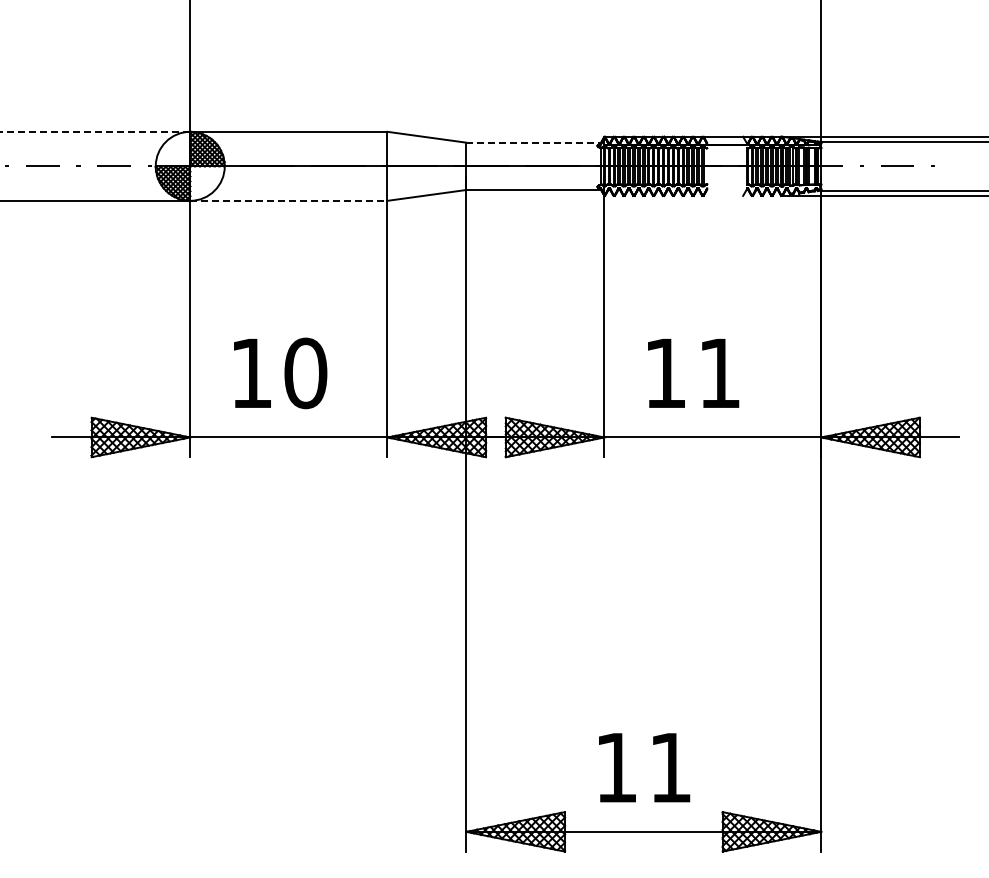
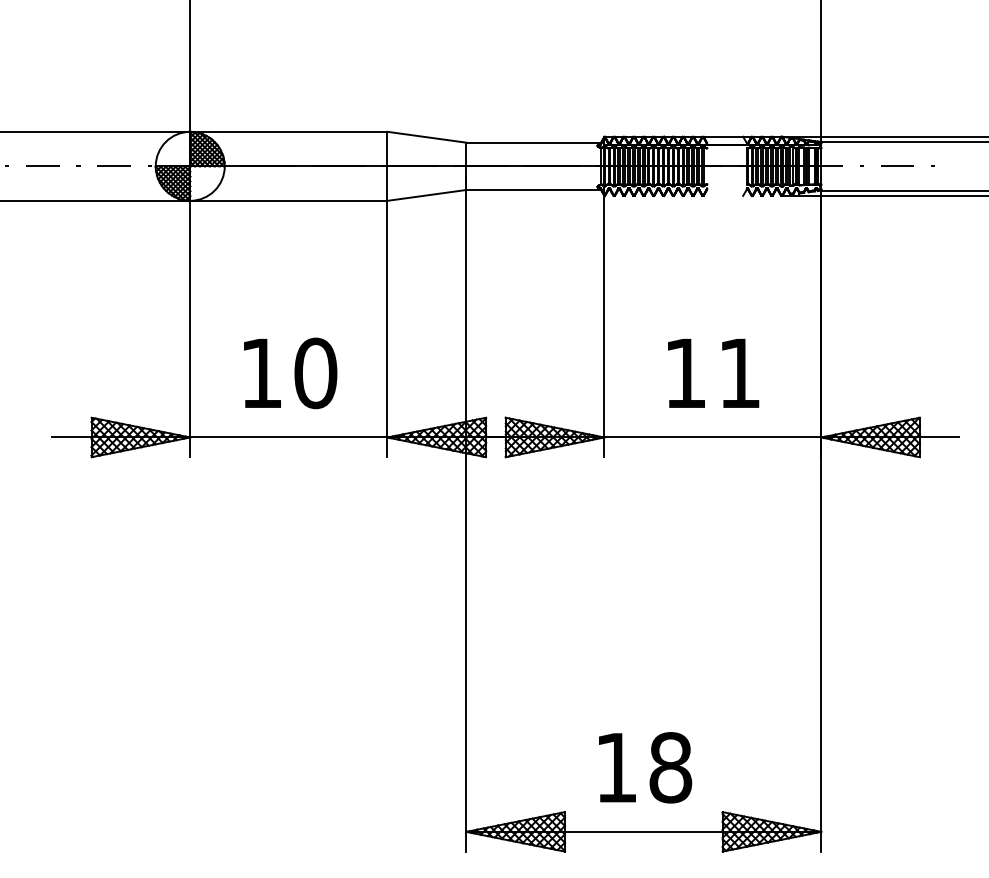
line: dashed -> solid (95, 131)
line: dashed -> solid (534, 142)
line: dashed -> solid (288, 200)
text position: (280, 373) -> (290, 373) (290, 373)
text position: (693, 373) -> (713, 373) (713, 373)
text: 11 -> 18 (670, 767)
